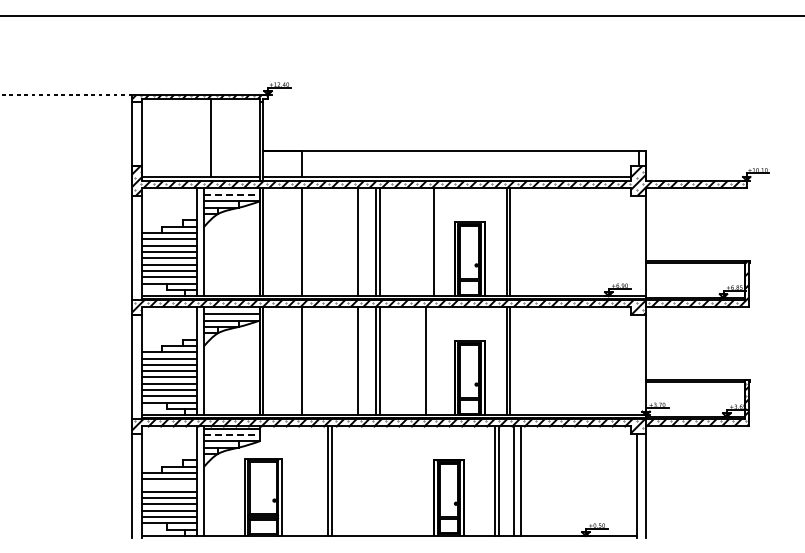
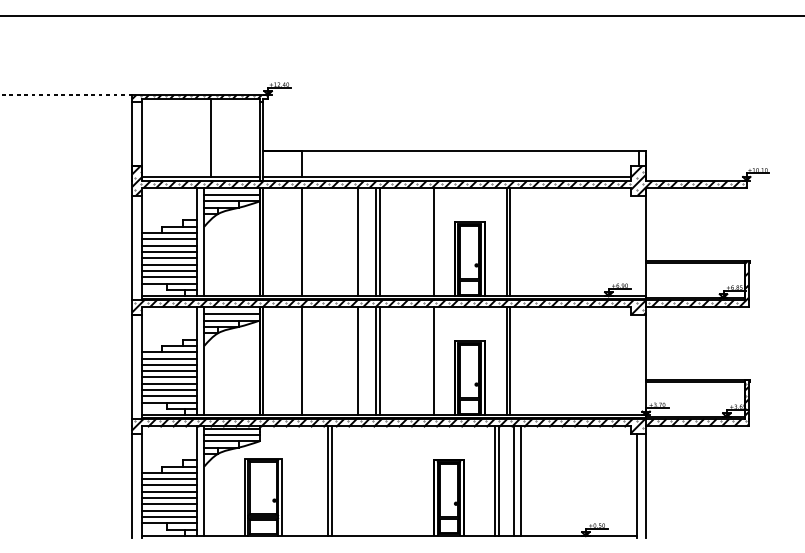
line: dashed -> solid (231, 195)
line position: (426, 361) -> (434, 361) (434, 361)
line: dashed -> solid (231, 435)
line: none -> present (168, 485)
